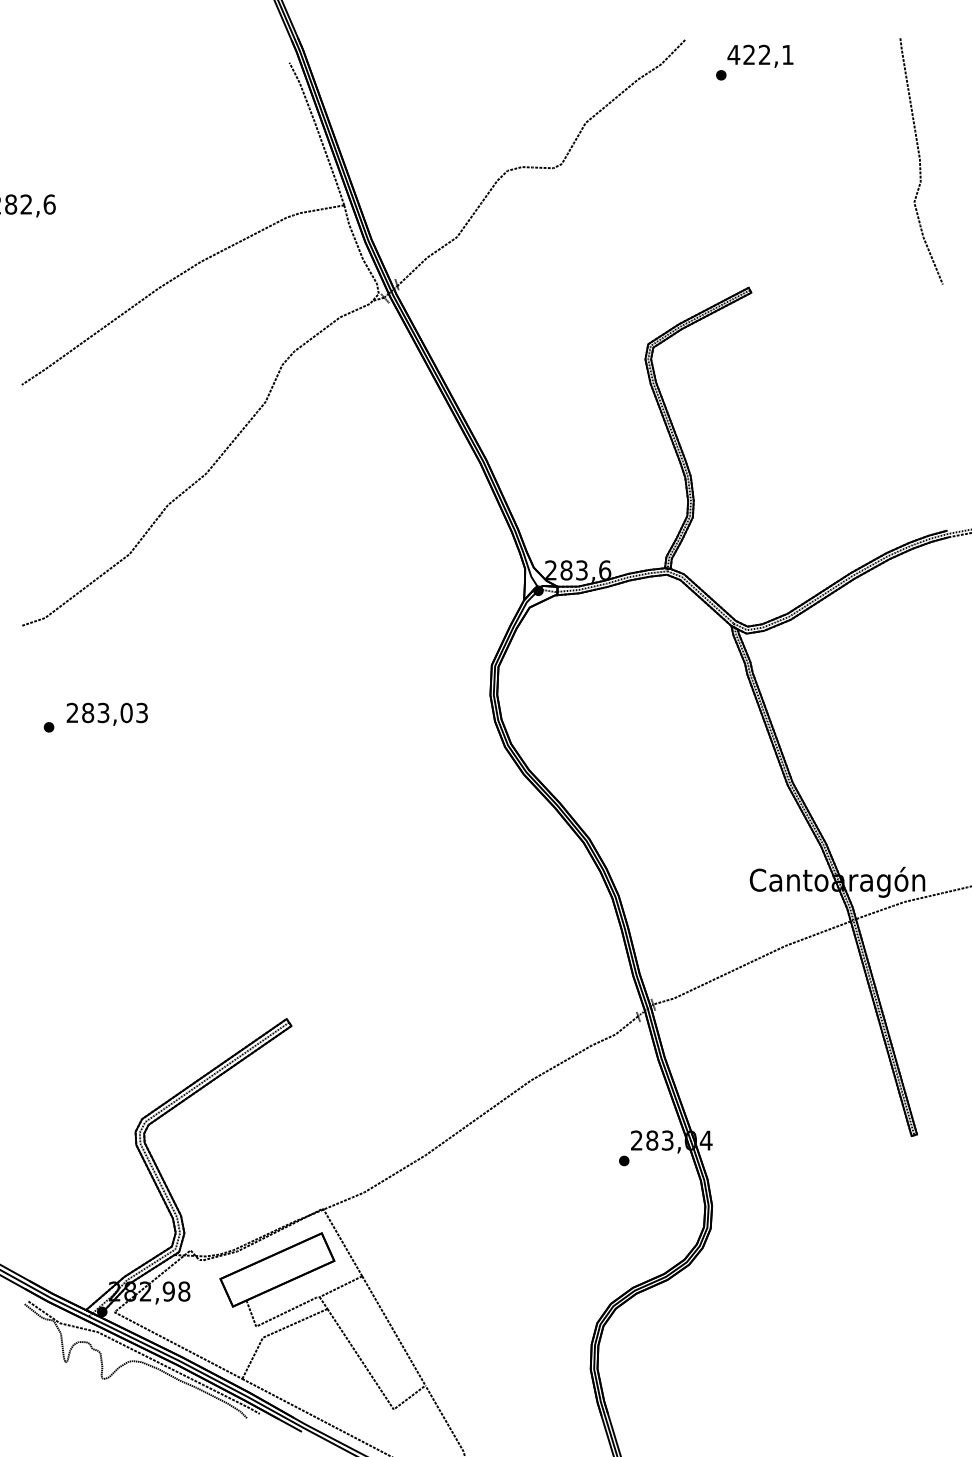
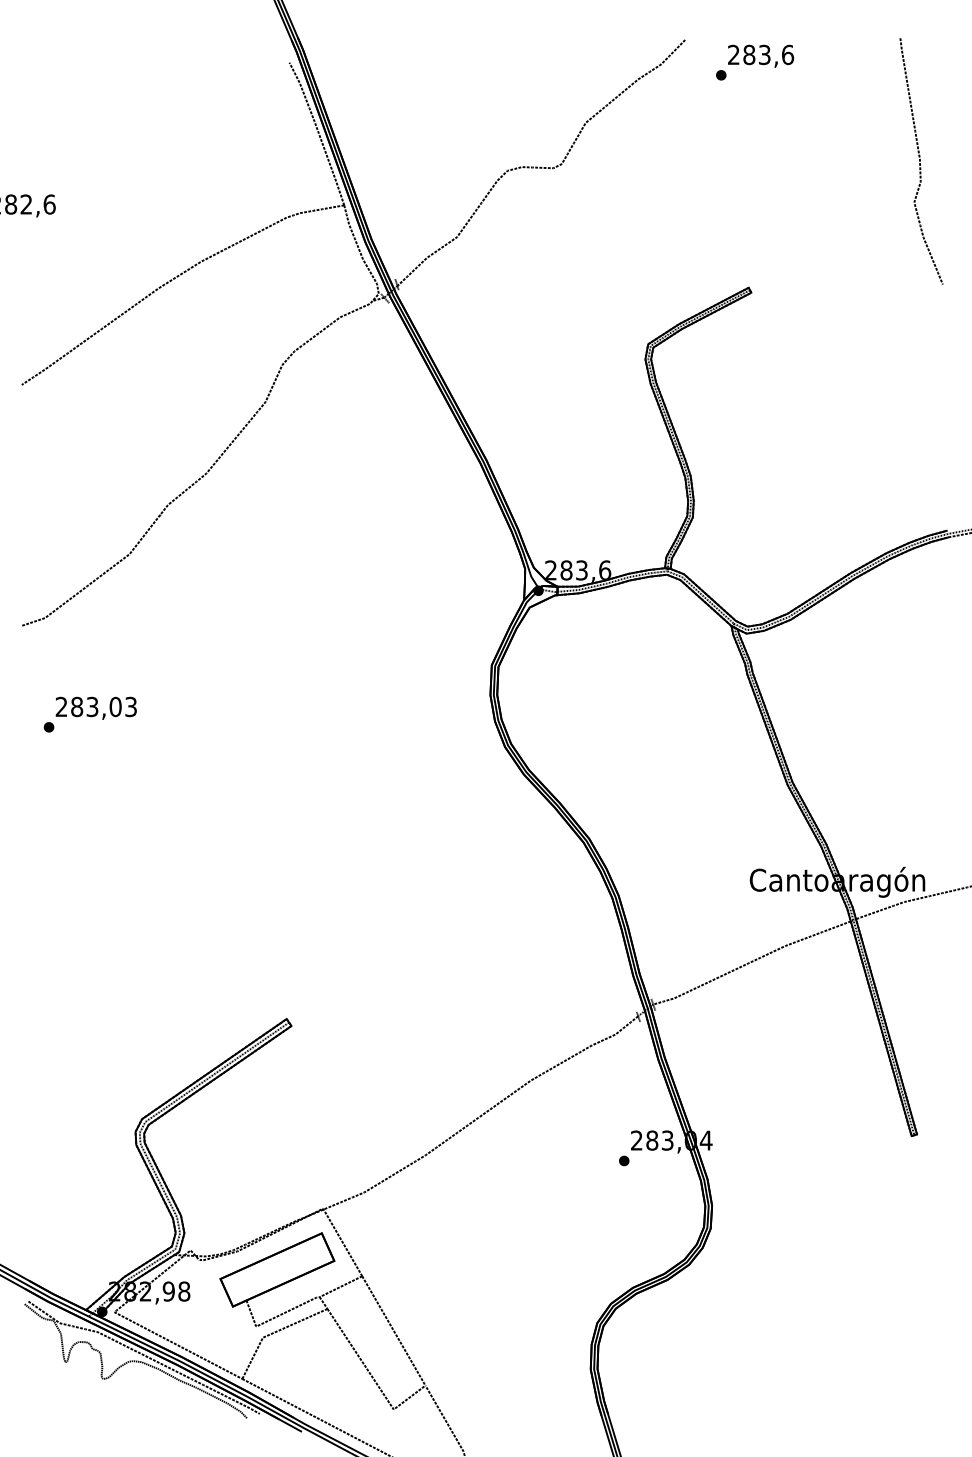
text: 422,1 -> 283,6 (760, 54)
text position: (106, 713) -> (95, 707) (95, 707)
